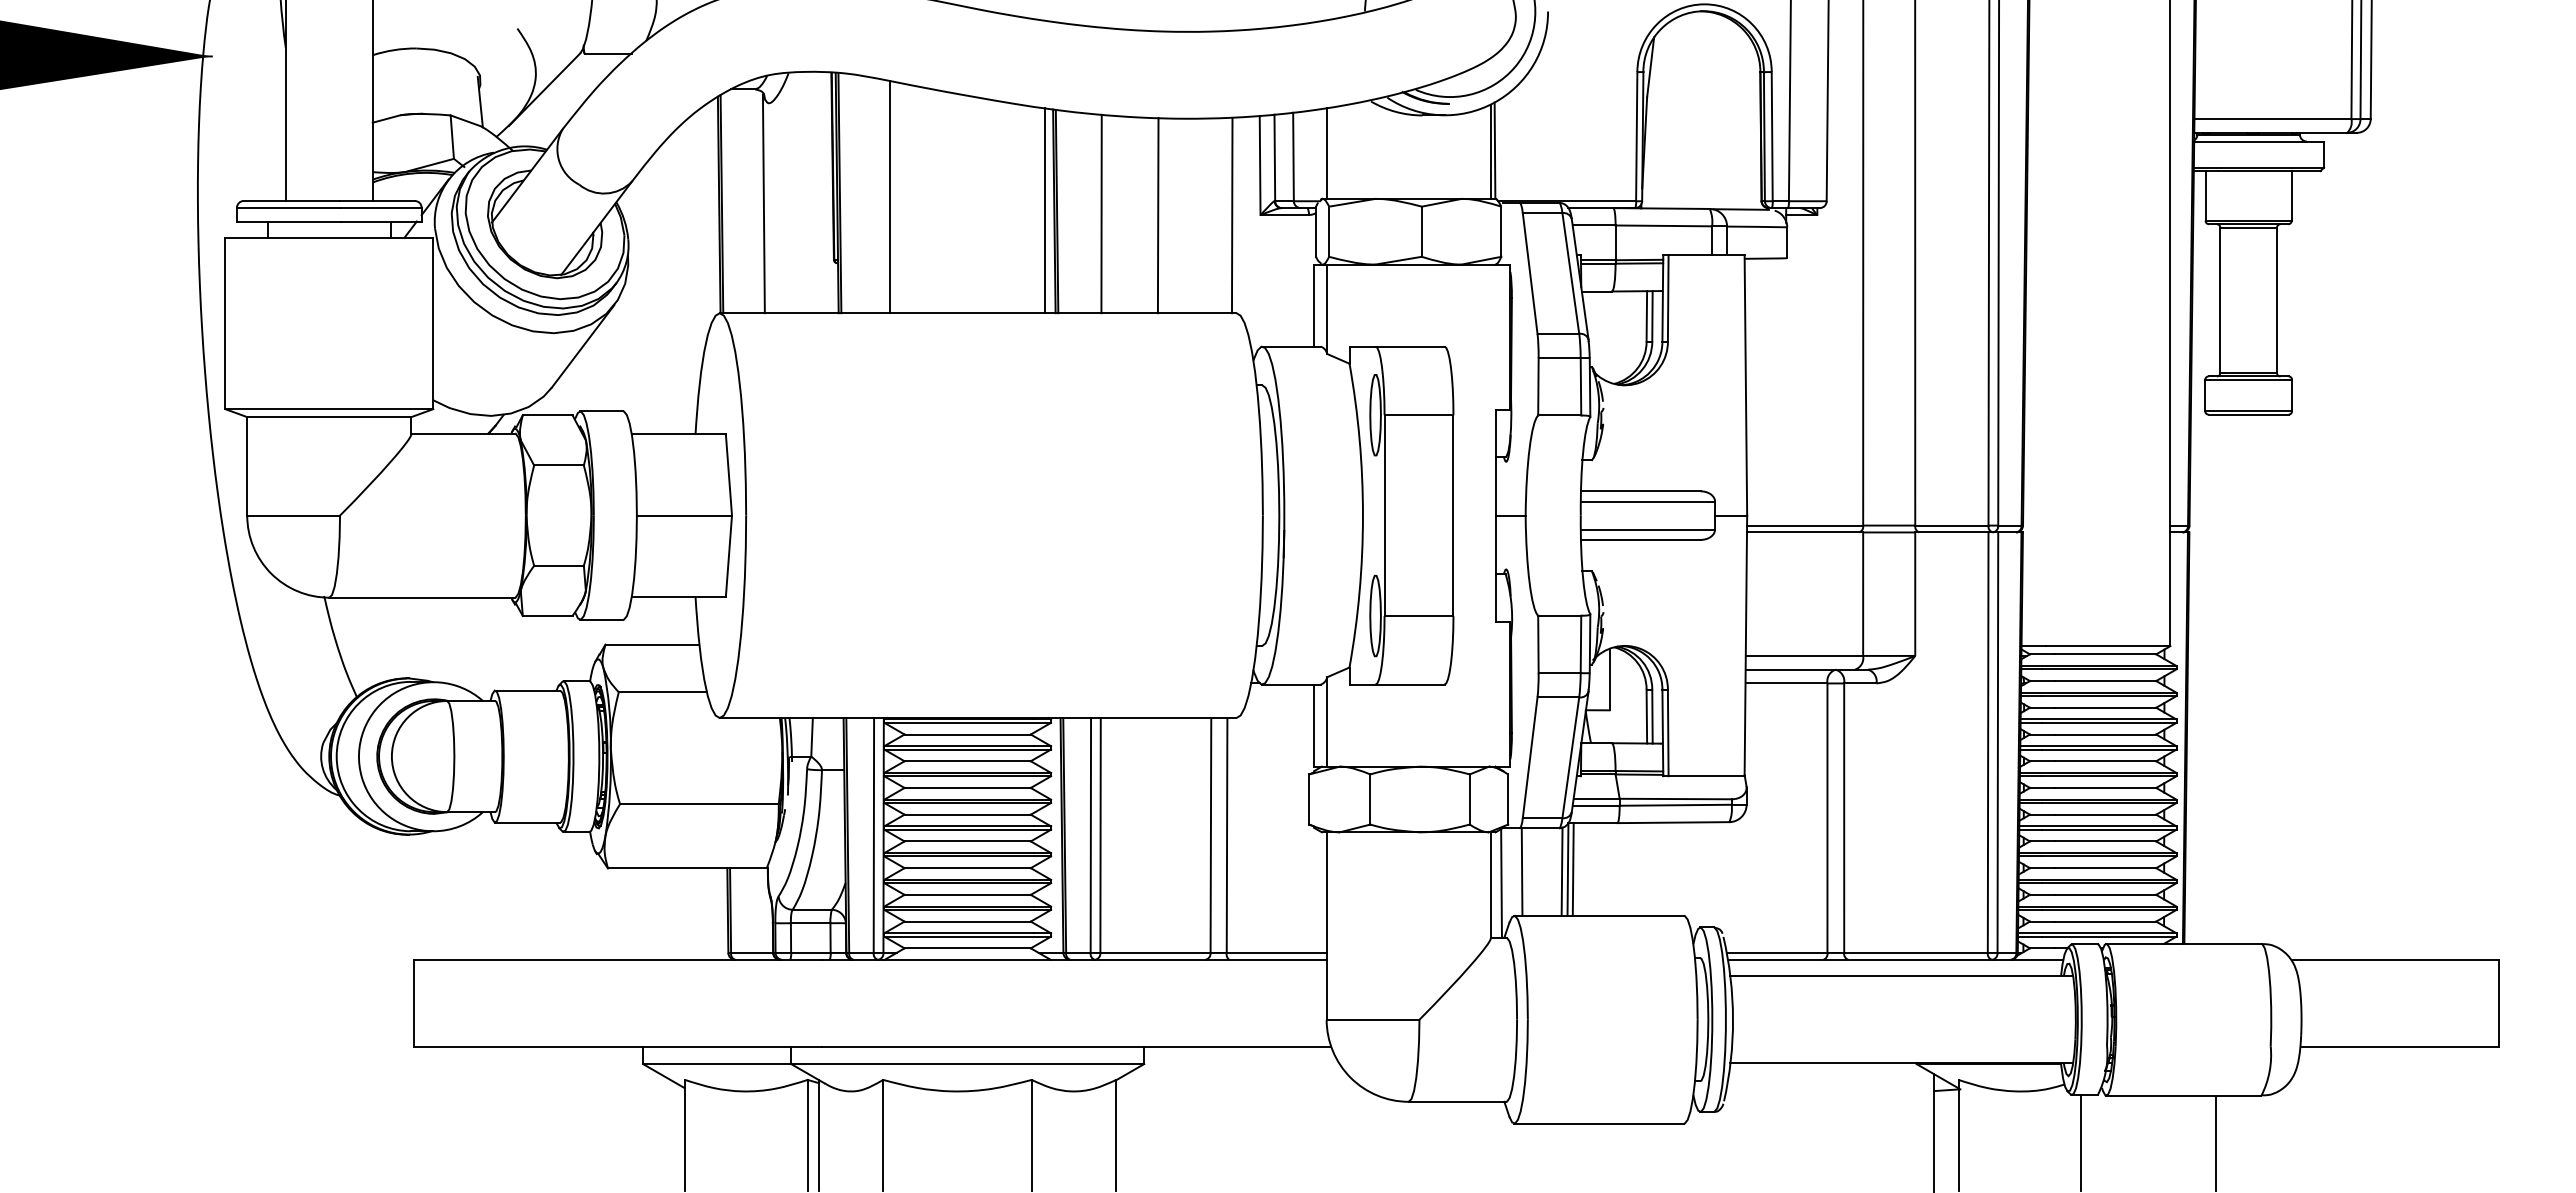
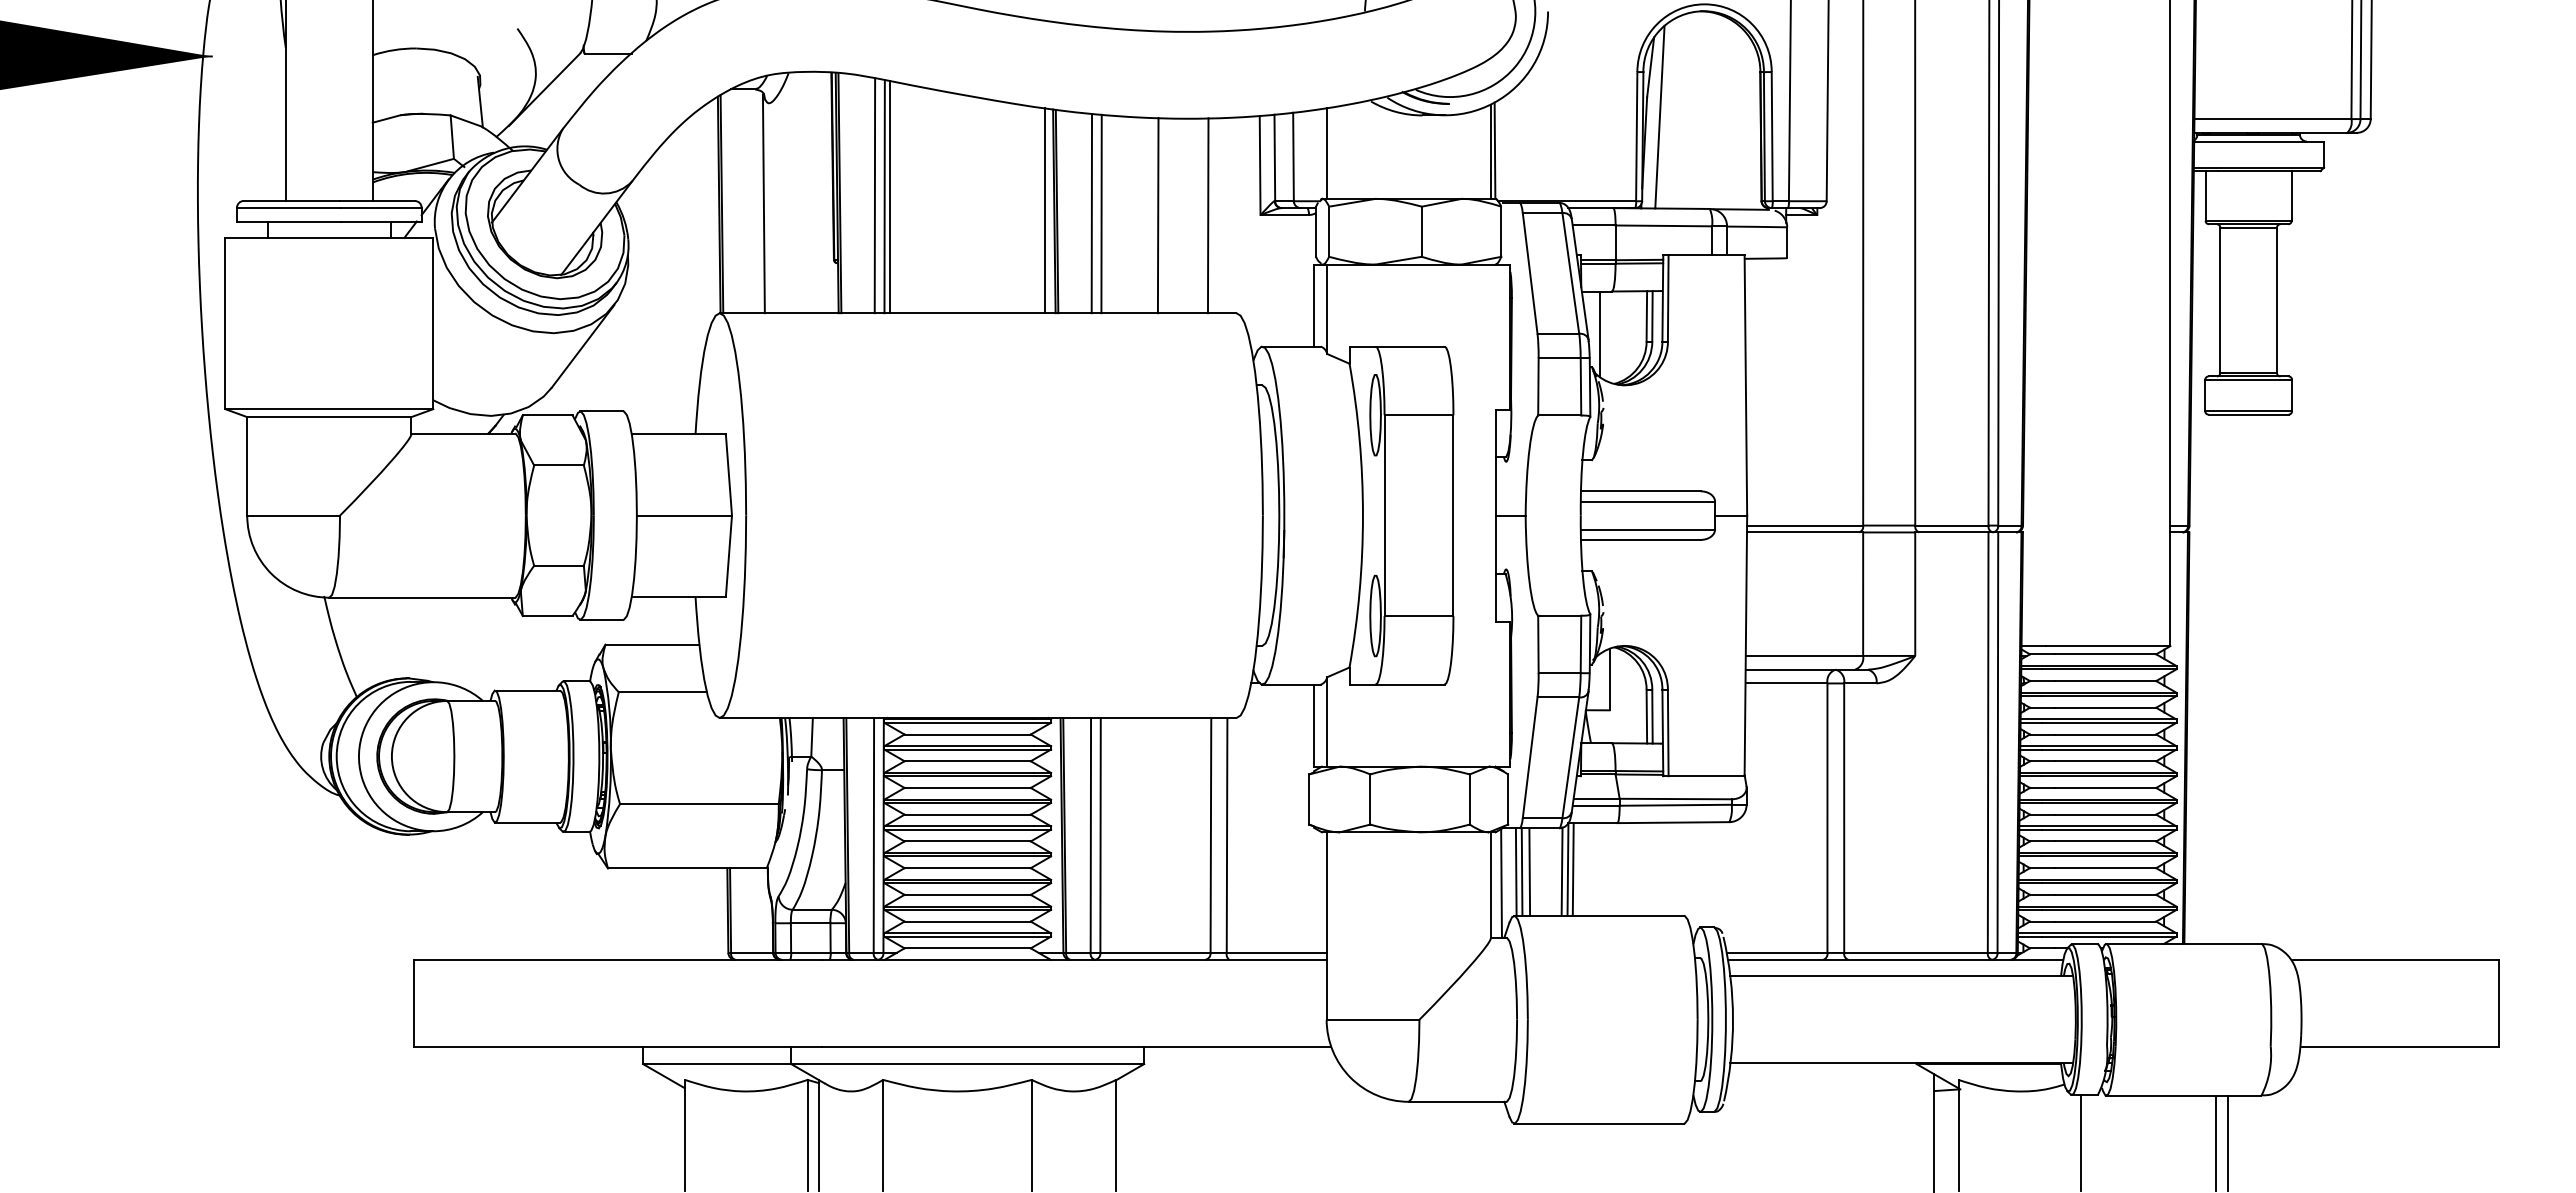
line: none -> present (1659, 116)
line: none -> present (874, 195)
line: none -> present (884, 196)
line: none -> present (1091, 213)
line position: (1231, 215) -> (1207, 215) (1207, 215)
line: none -> present (1599, 334)
line: none -> present (1515, 871)
line: none -> present (1529, 871)
line: none -> present (2227, 1142)
